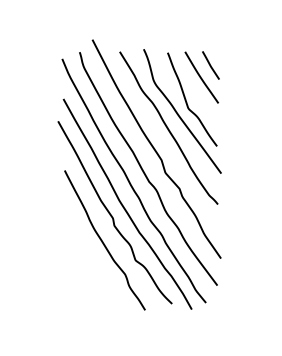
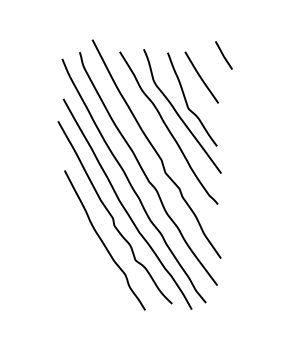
line position: (210, 65) -> (223, 55) (223, 55)
